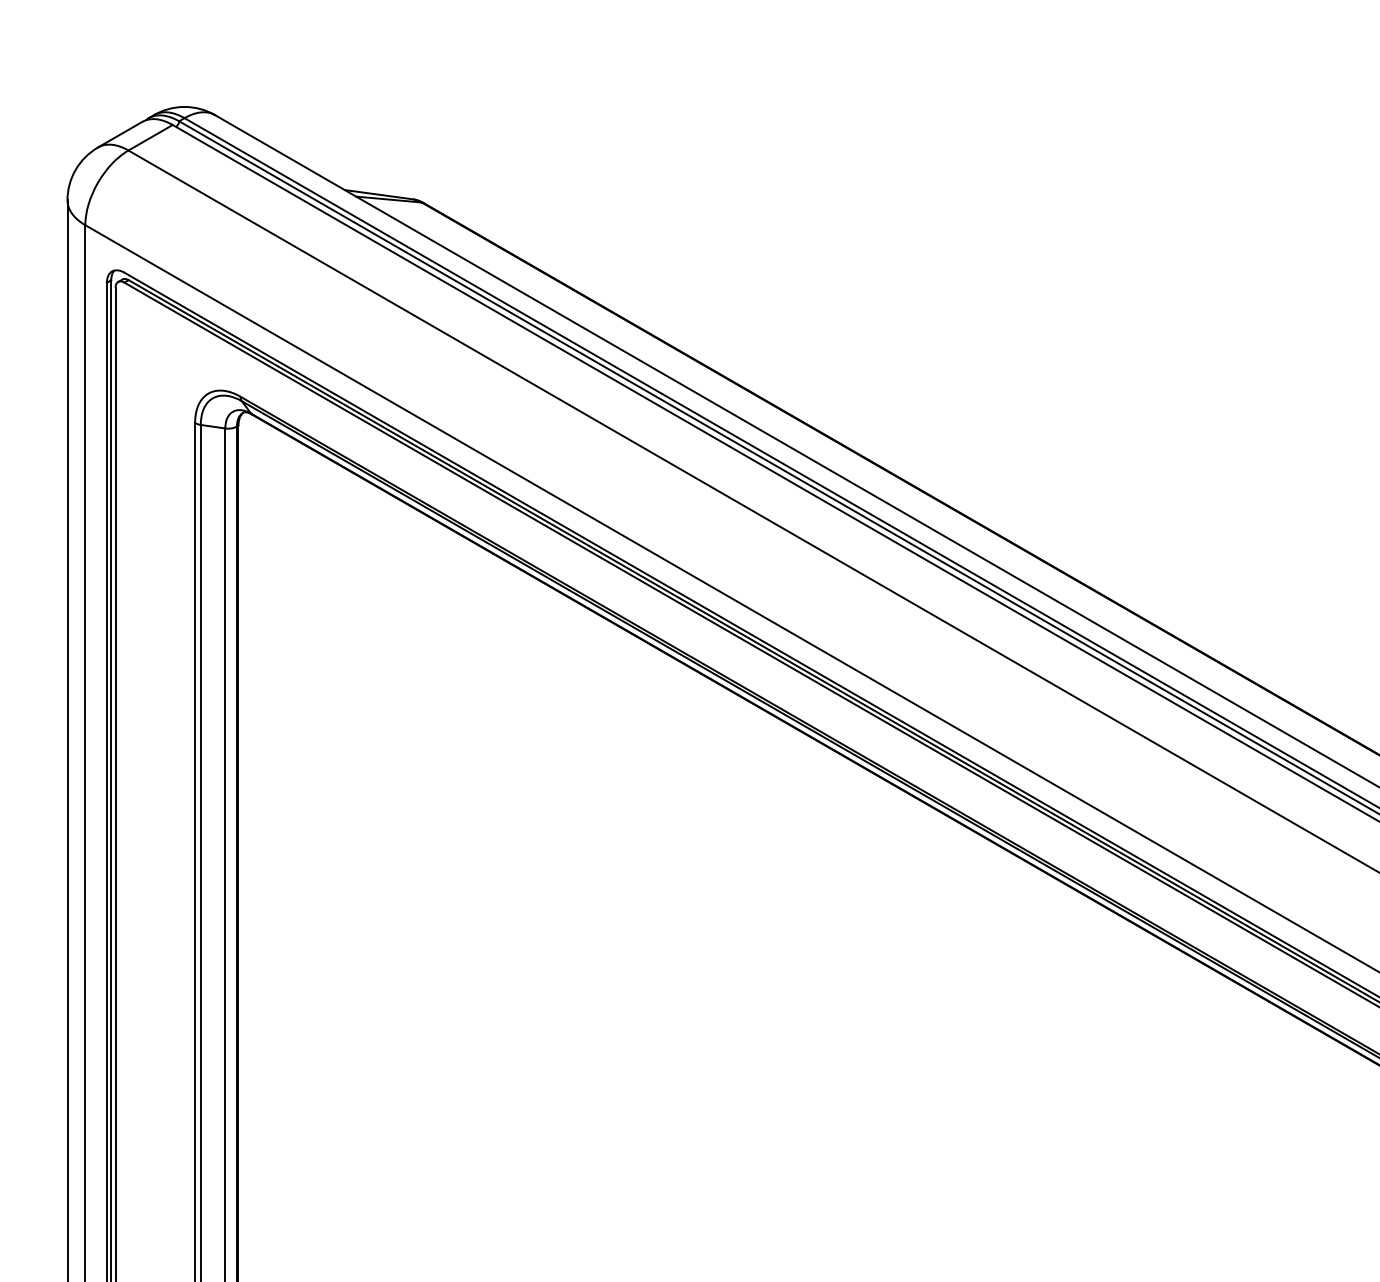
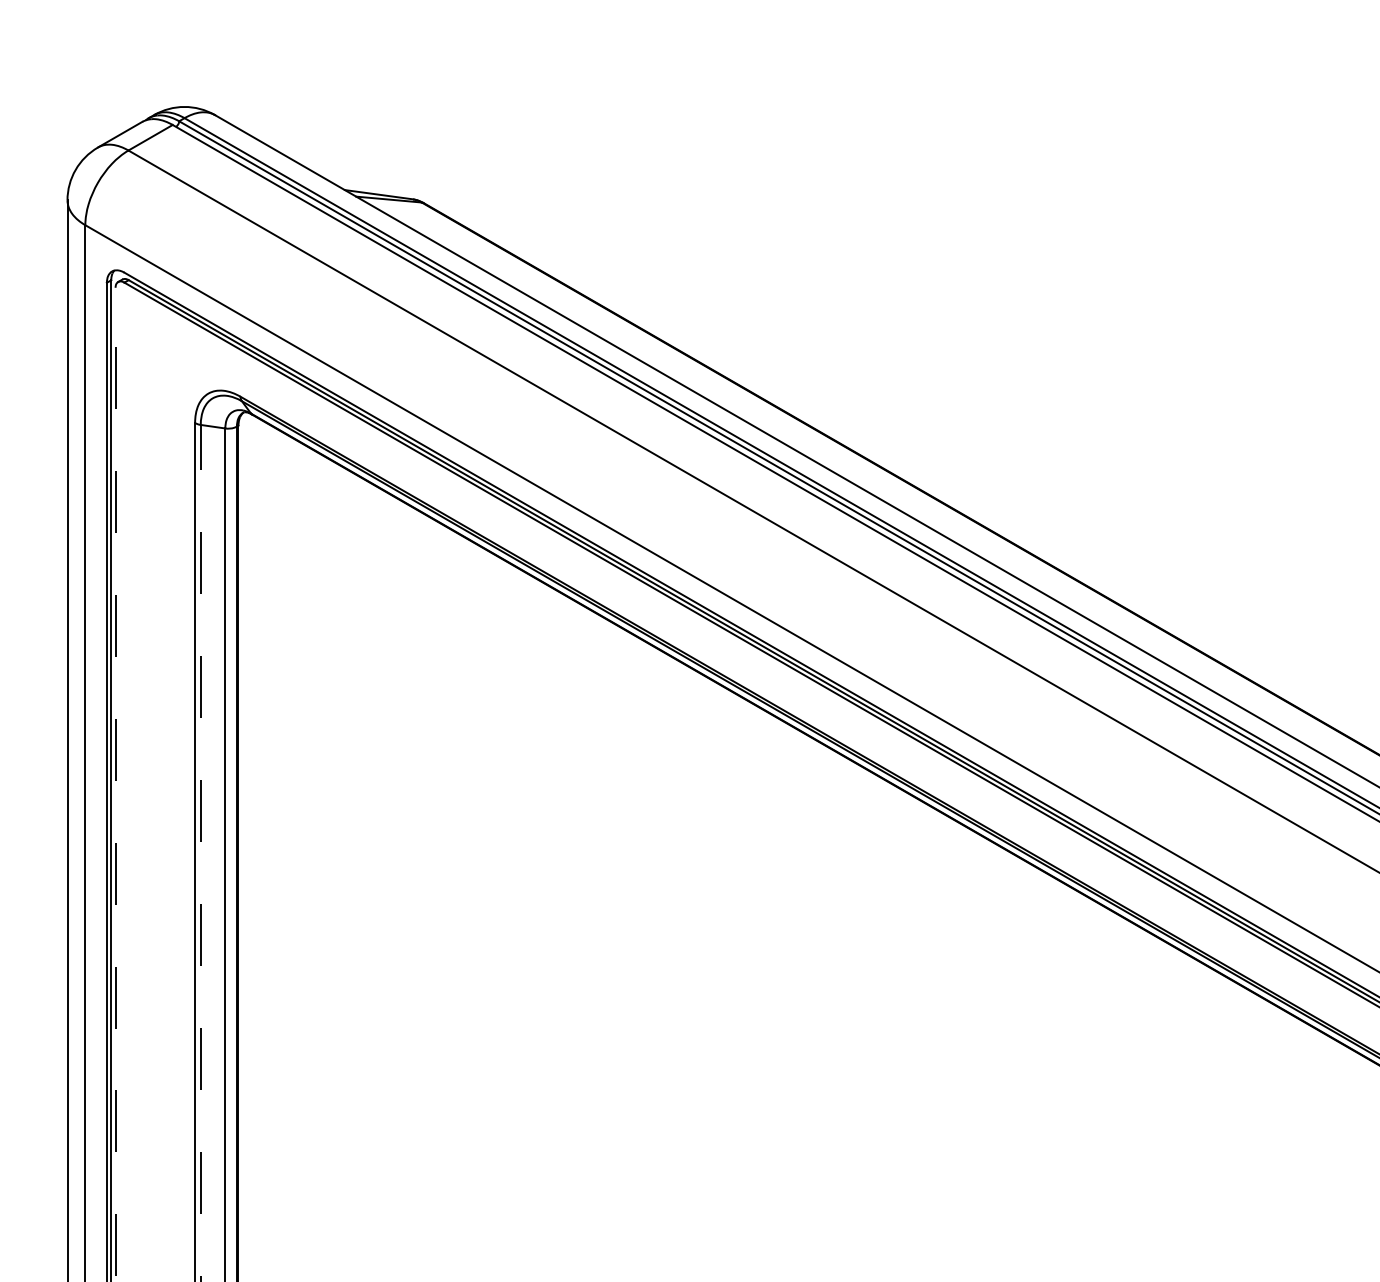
line: solid -> dashed (115, 784)
line: solid -> dashed (200, 852)
